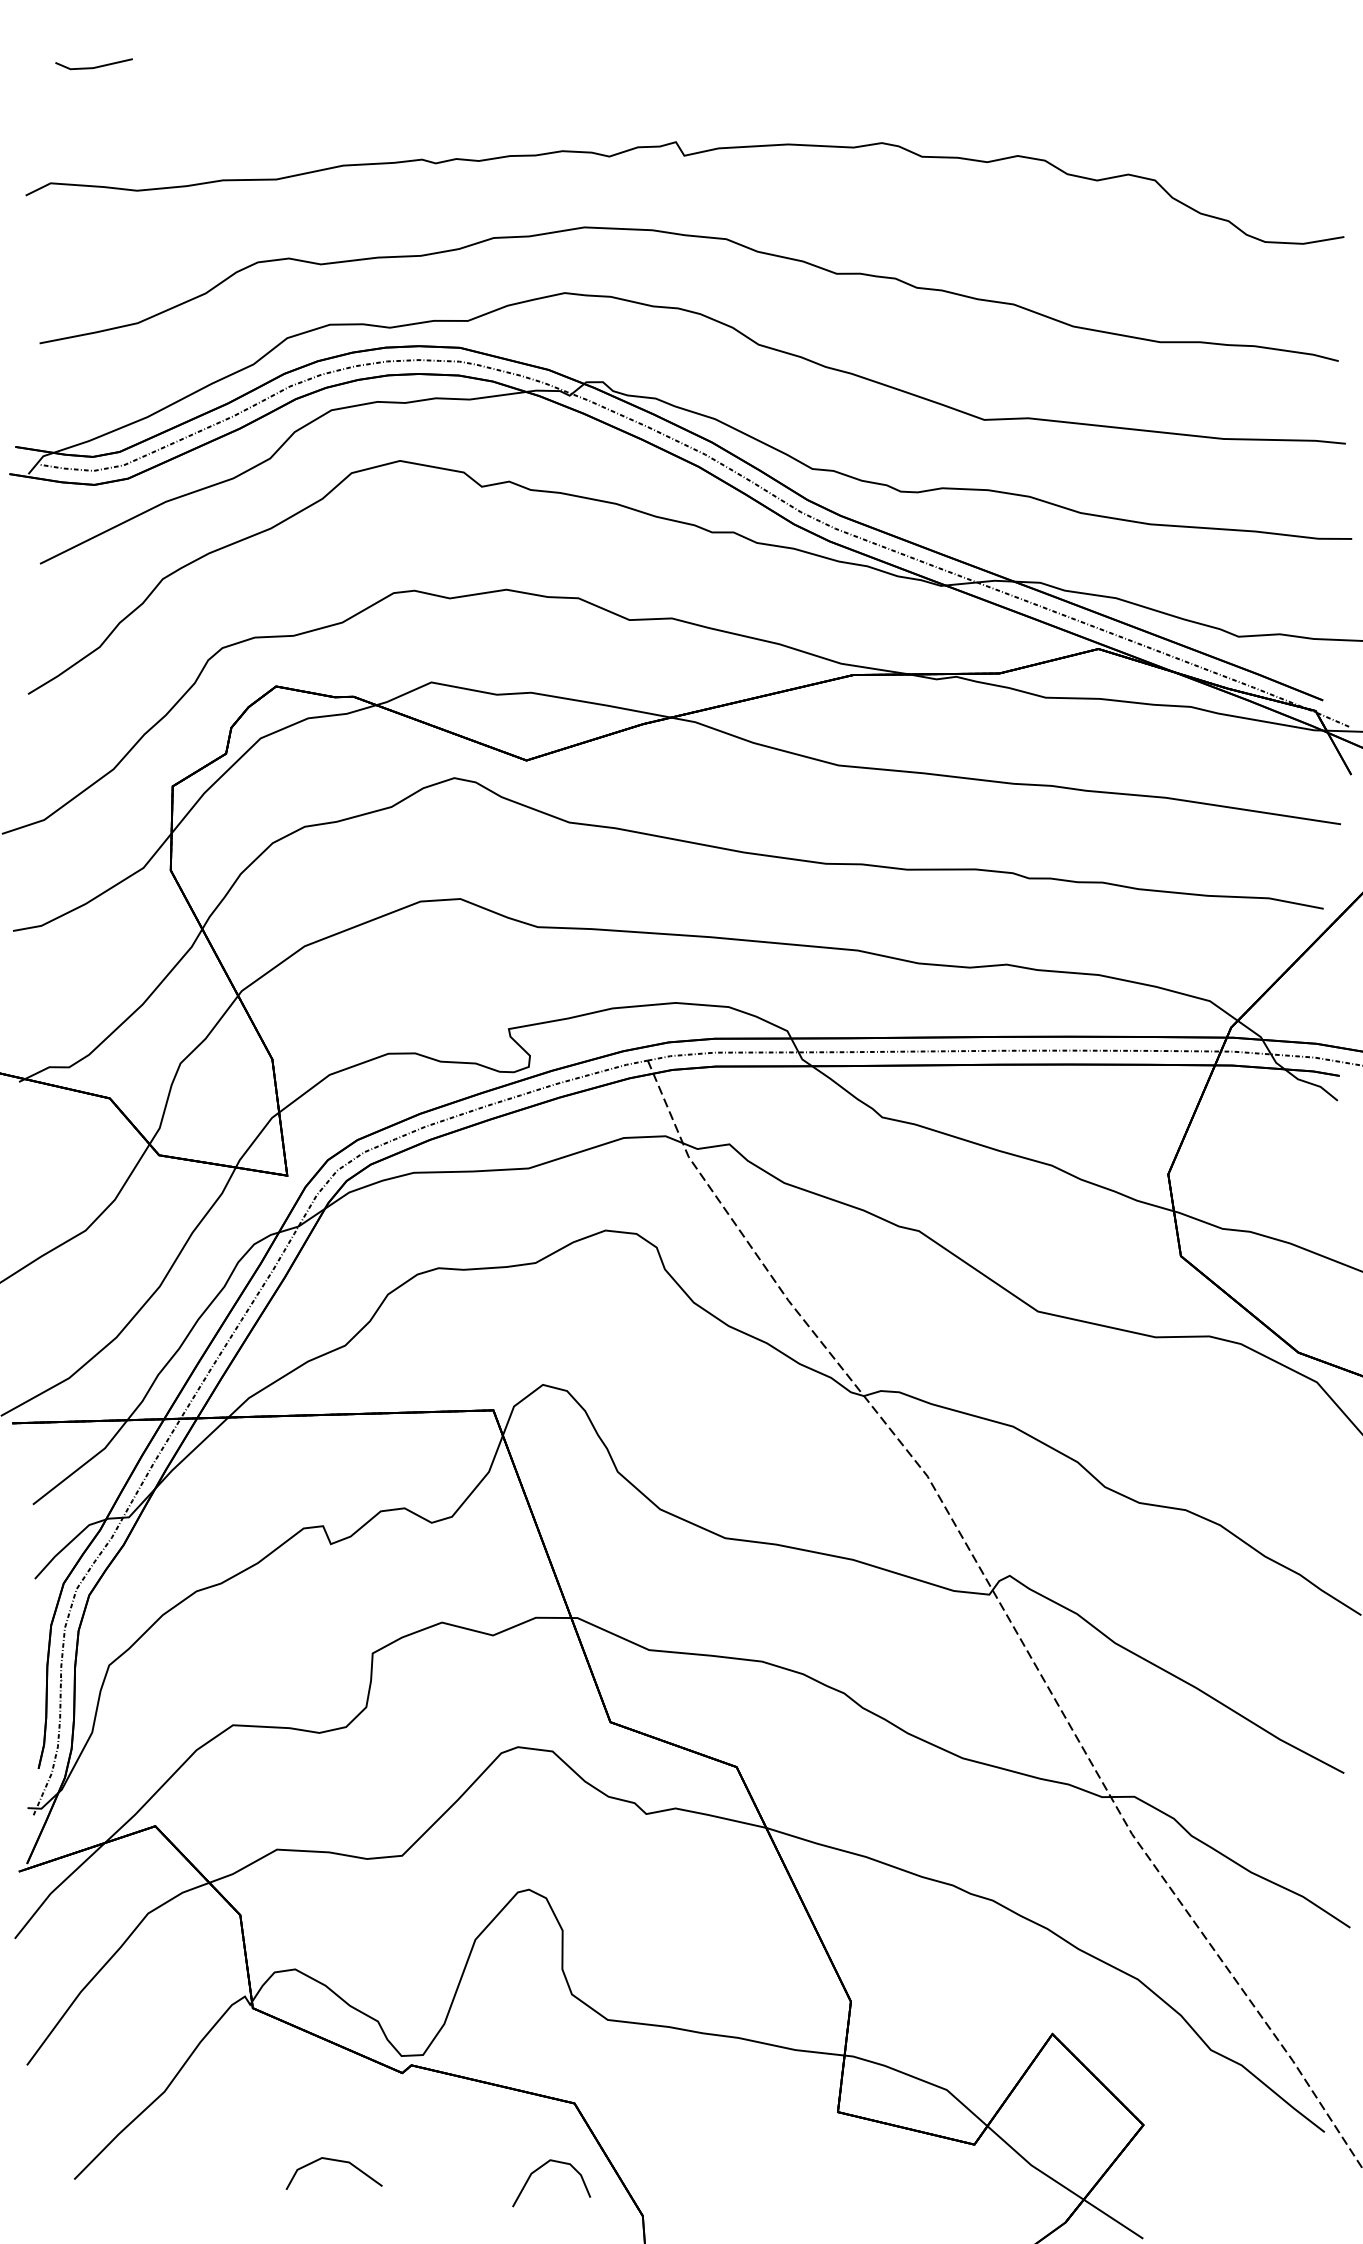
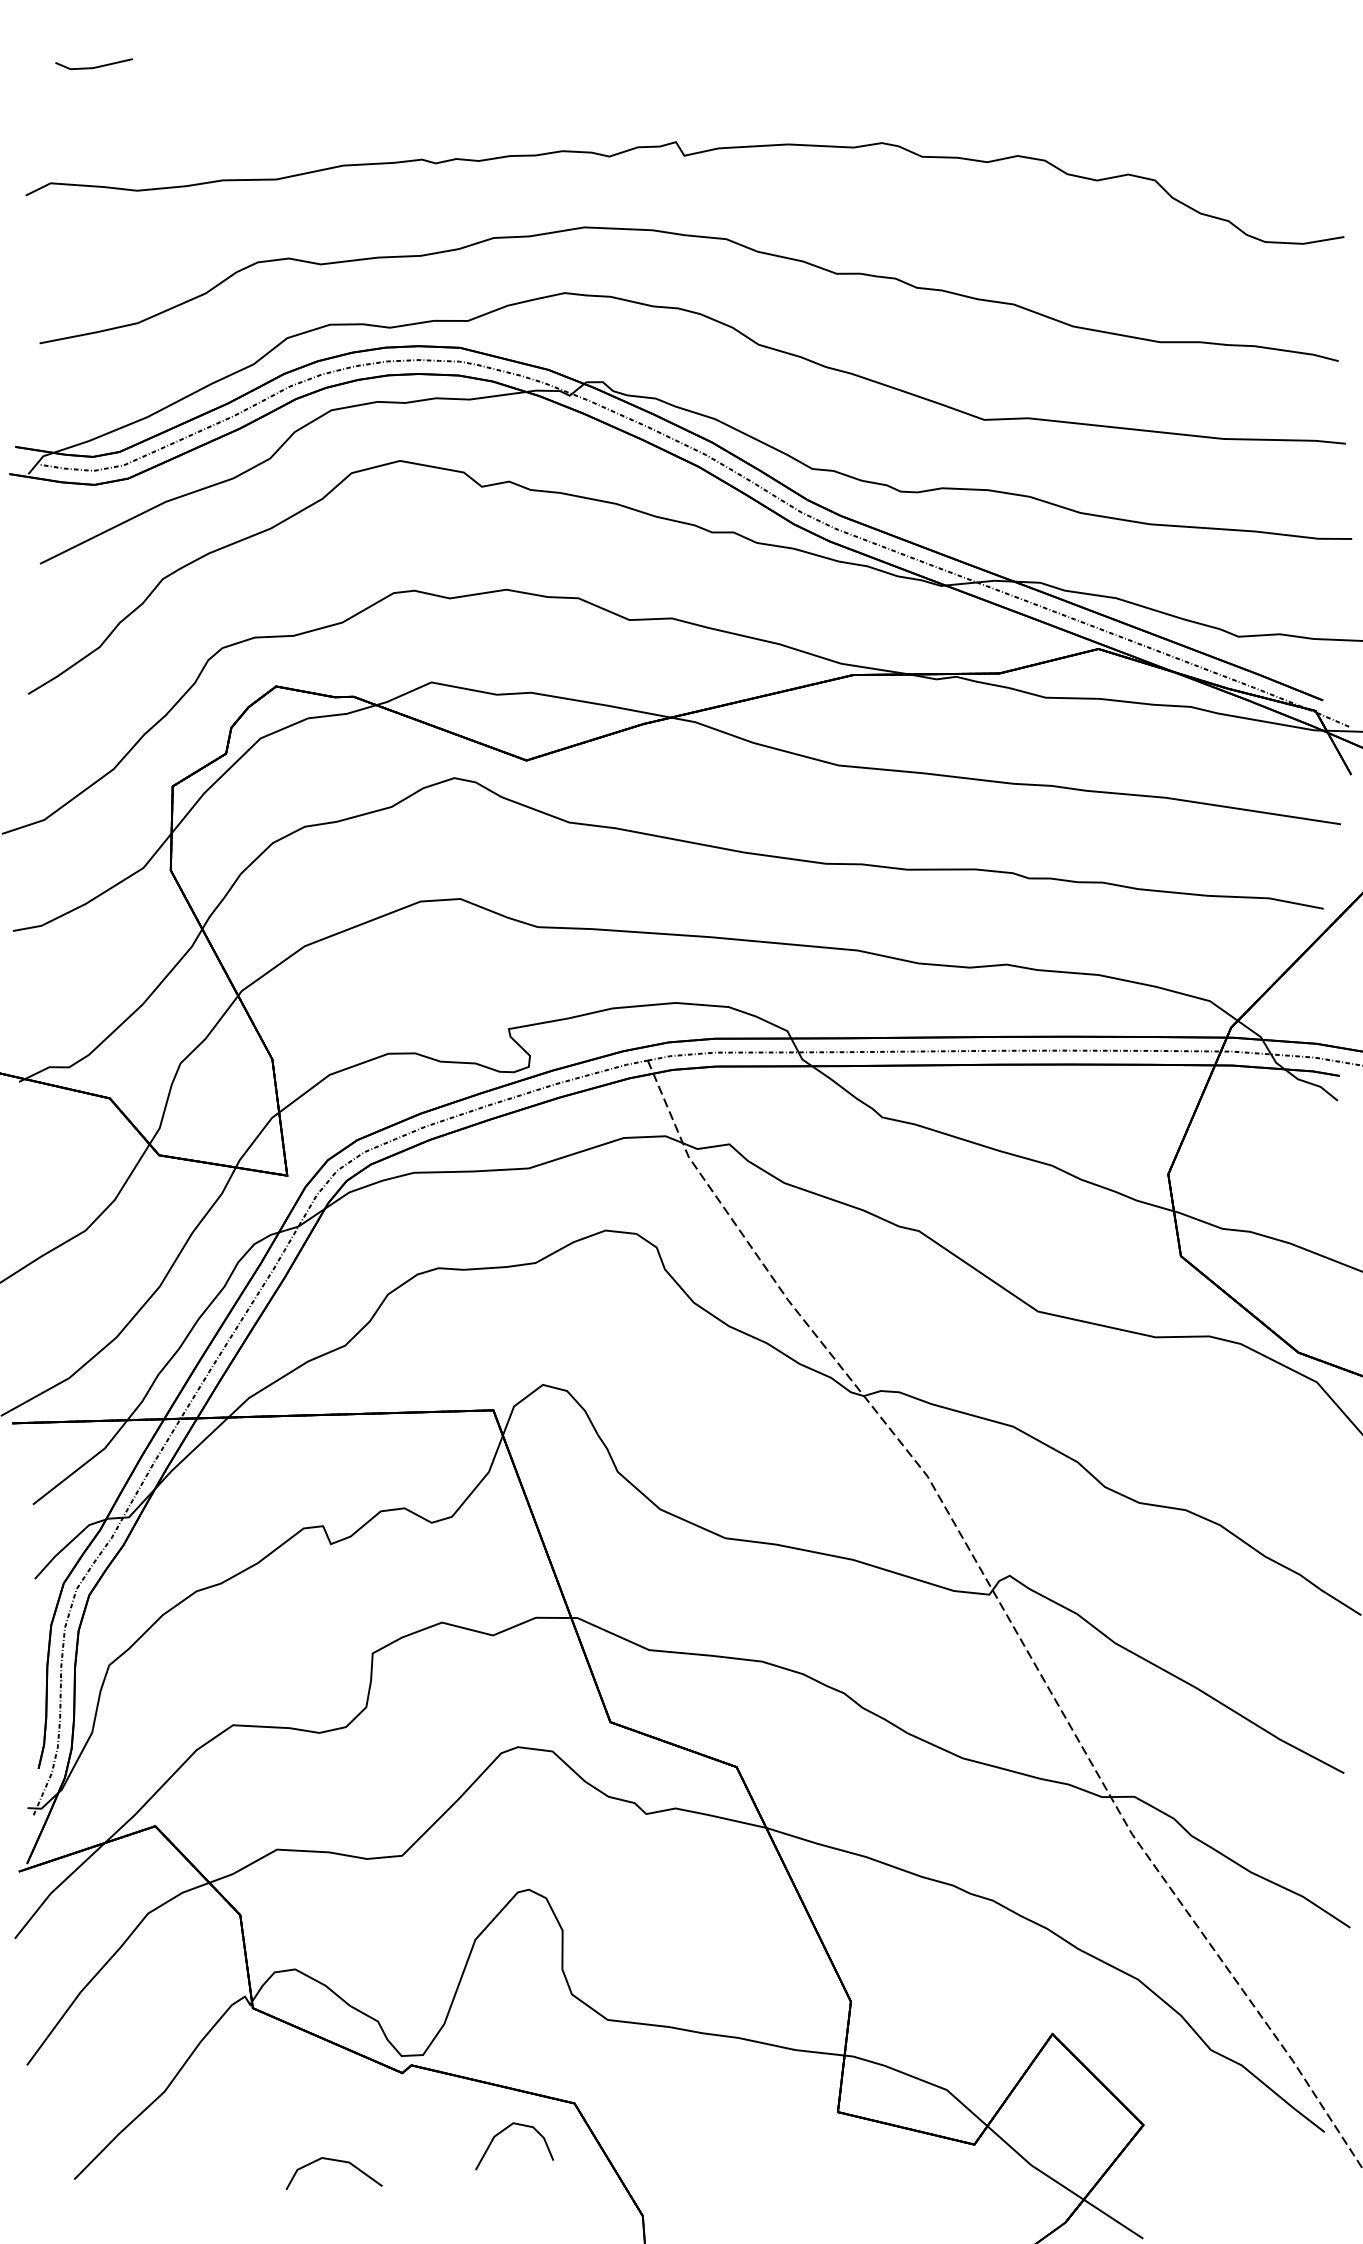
curve position: (539, 2169) -> (502, 2132) (502, 2132)
